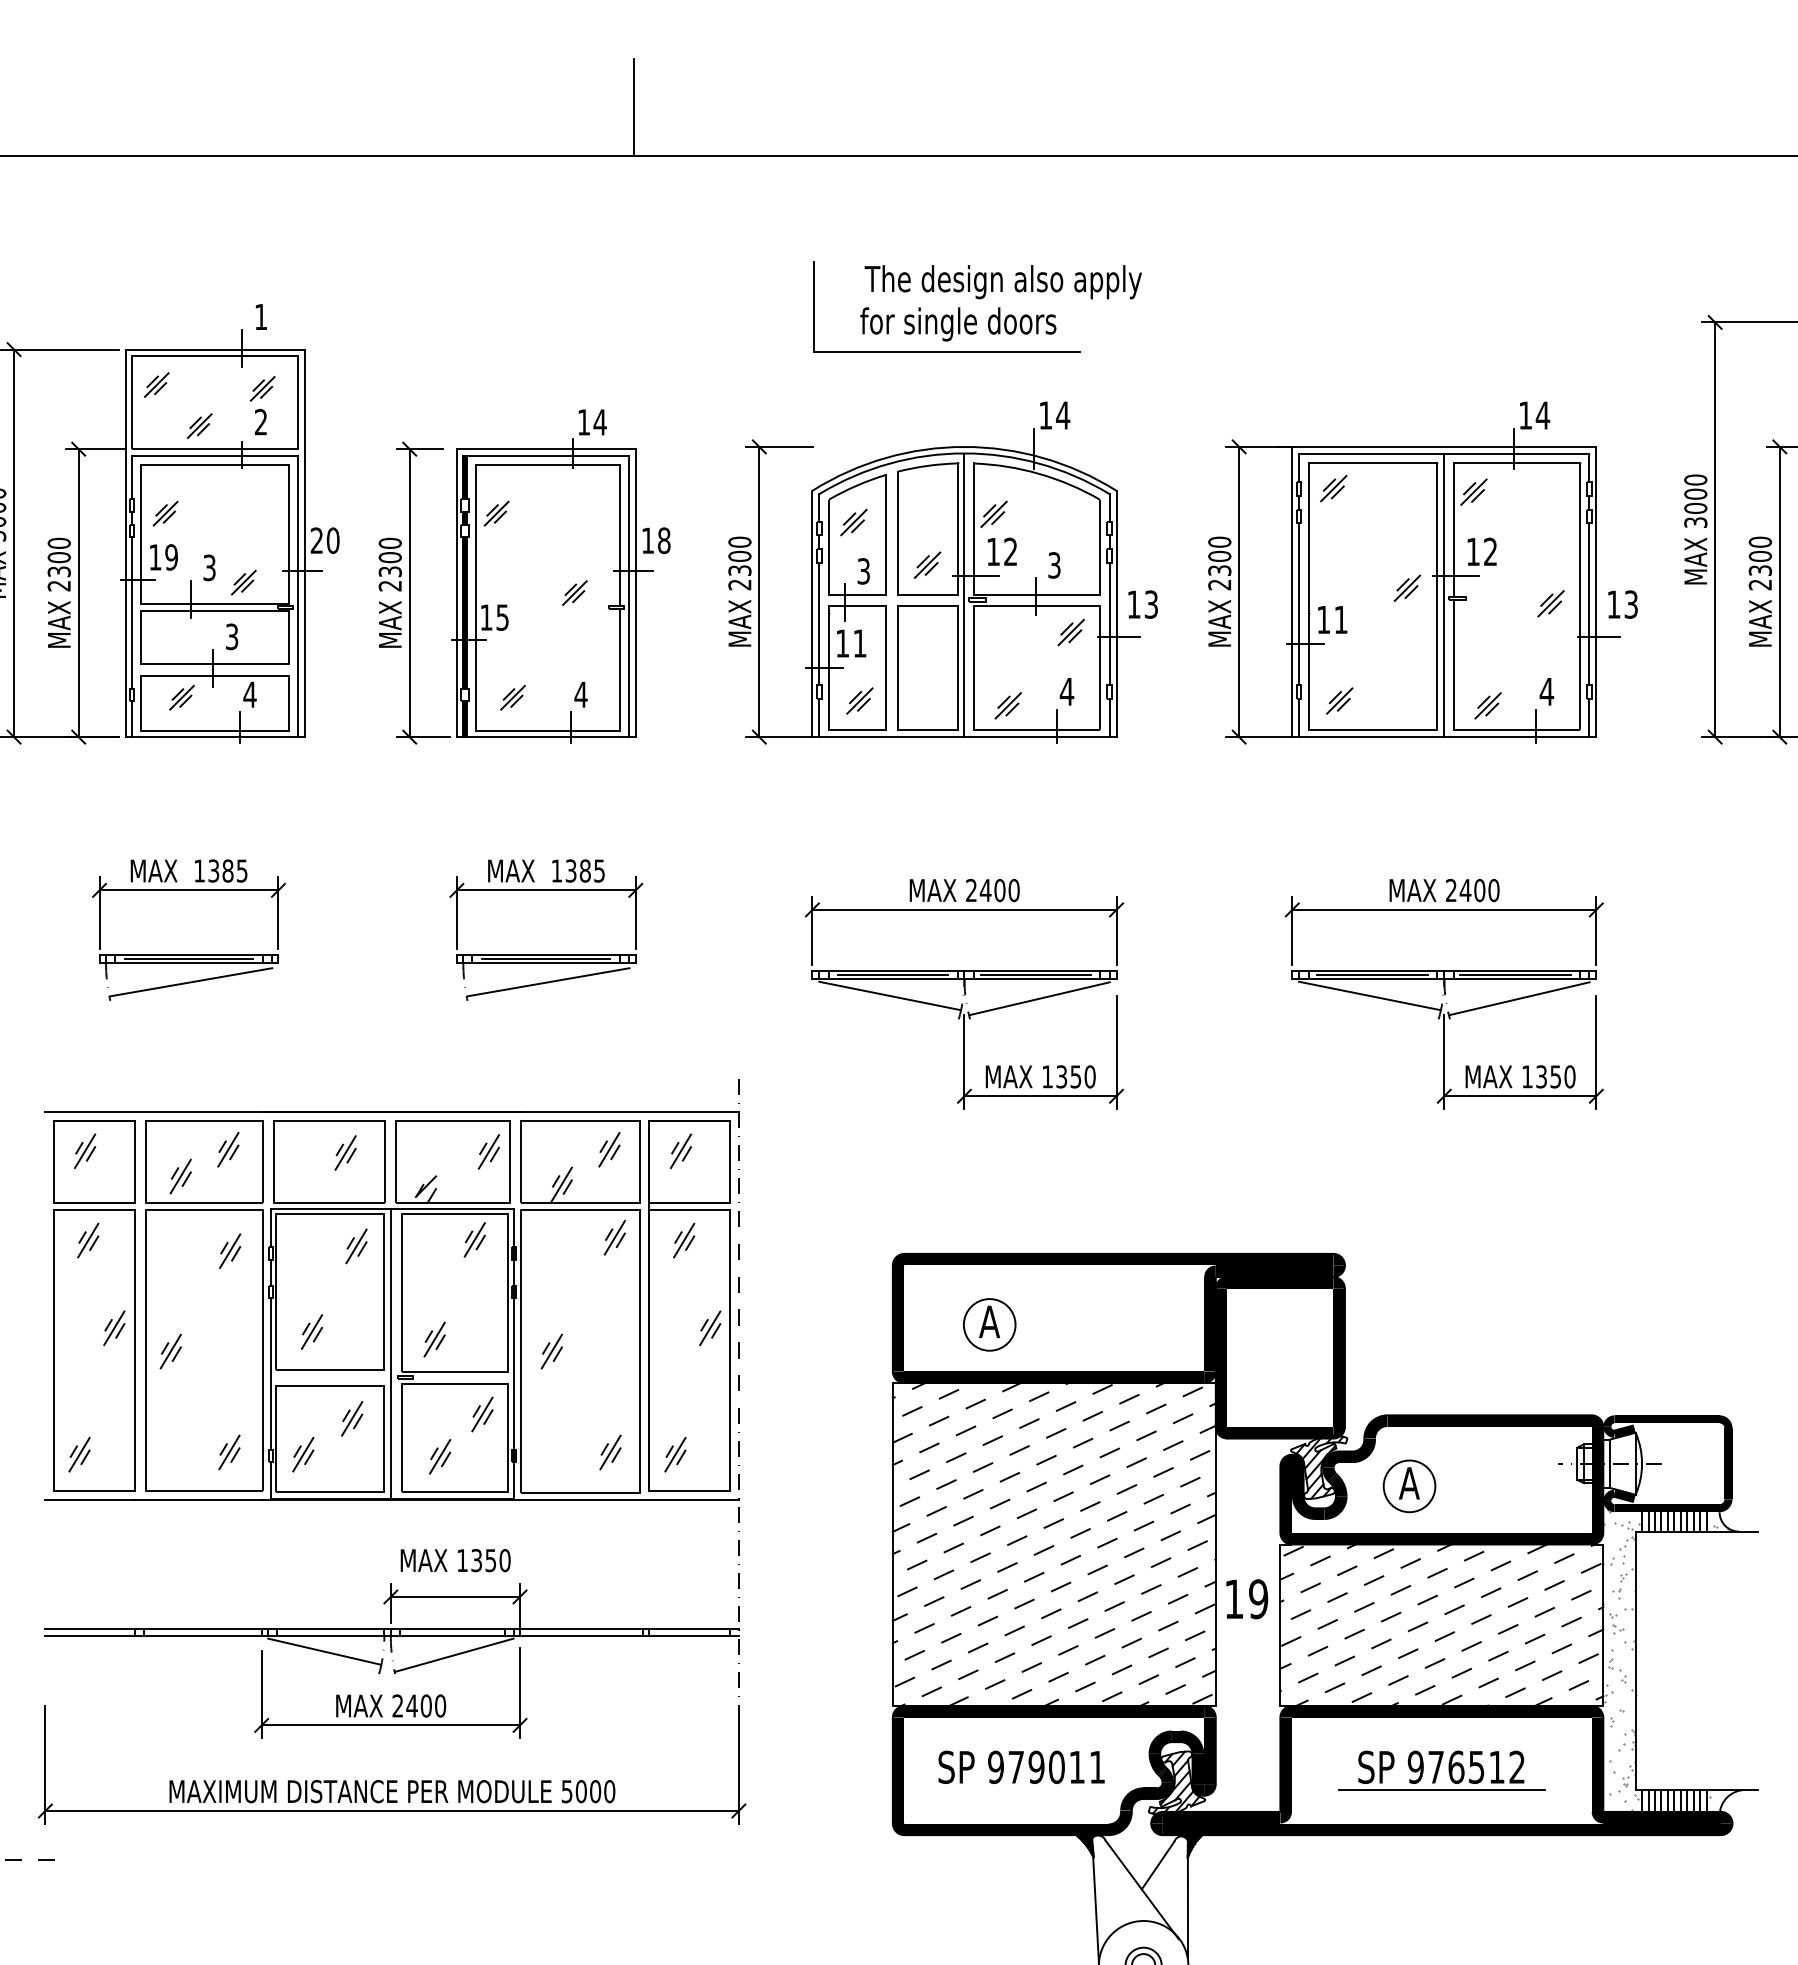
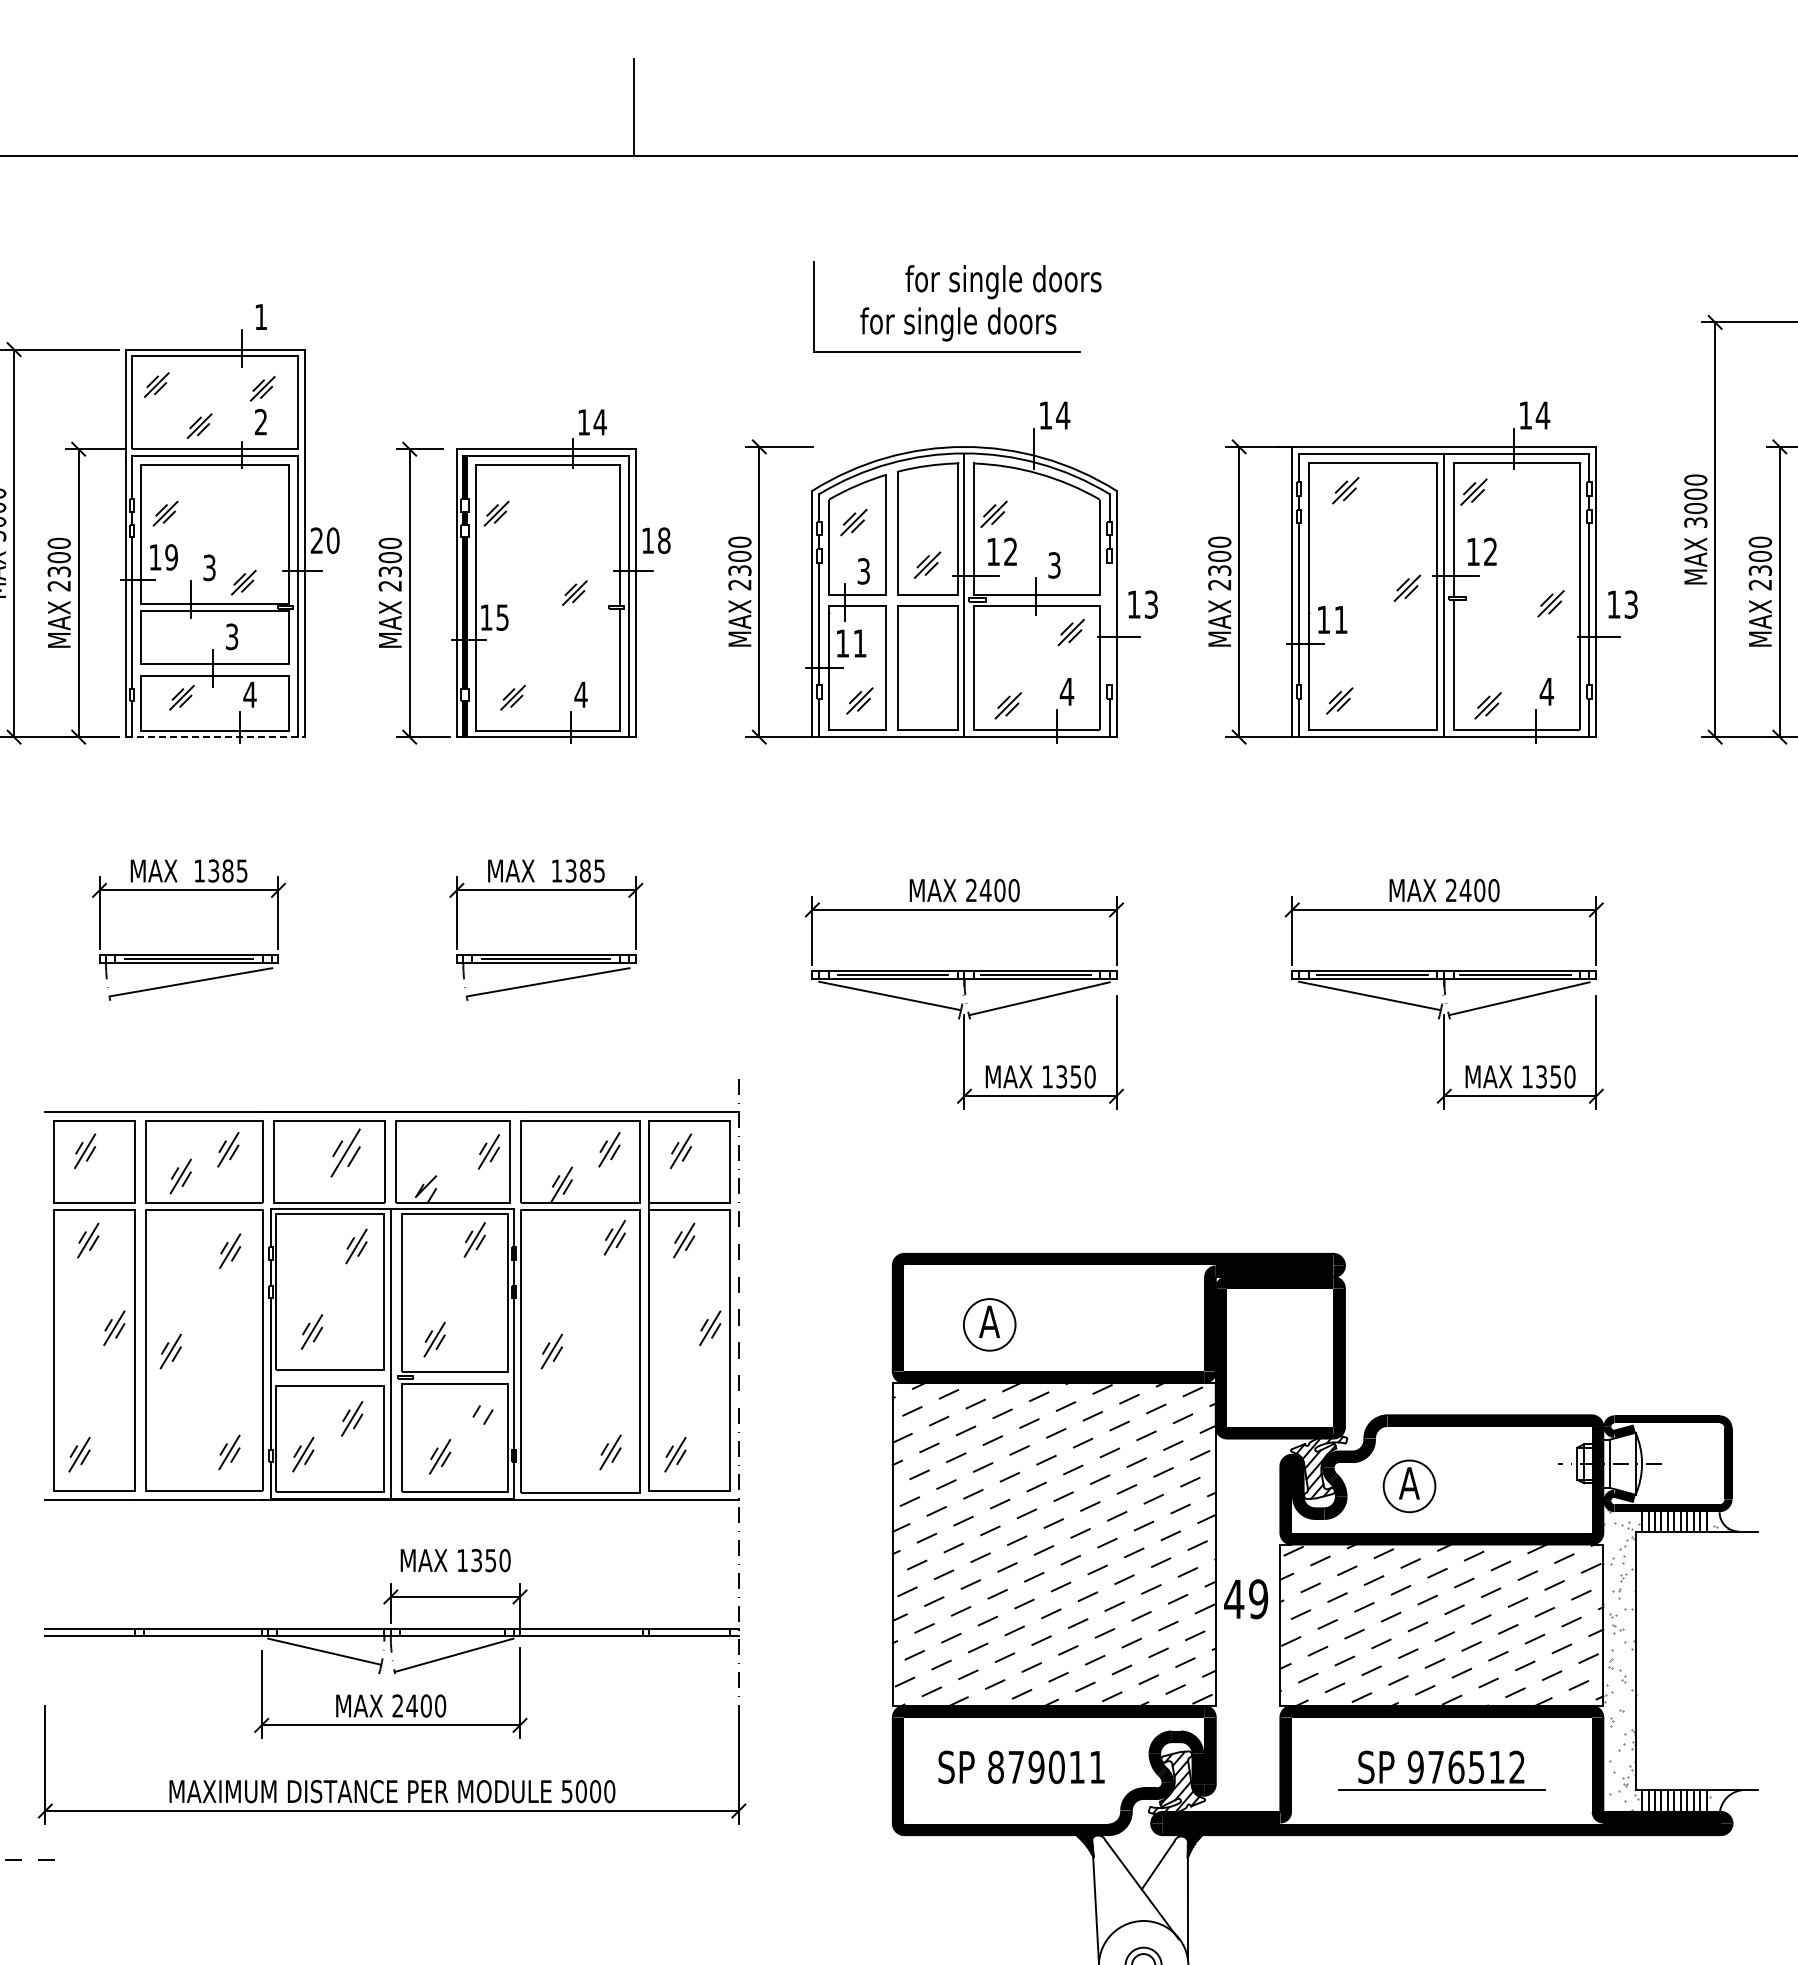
text: The design also apply -> for single doors (1002, 282)
part position: (1333, 488) -> (1345, 490) (1345, 490)
line: present -> none (1109, 623)
line: solid -> dashed (215, 737)
part size: 23x36 px -> 31x50 px (345, 1152)
line: present -> none (482, 1414)
text: 19 -> 49 (1234, 1598)
text: 979011 -> 879011 (995, 1767)
